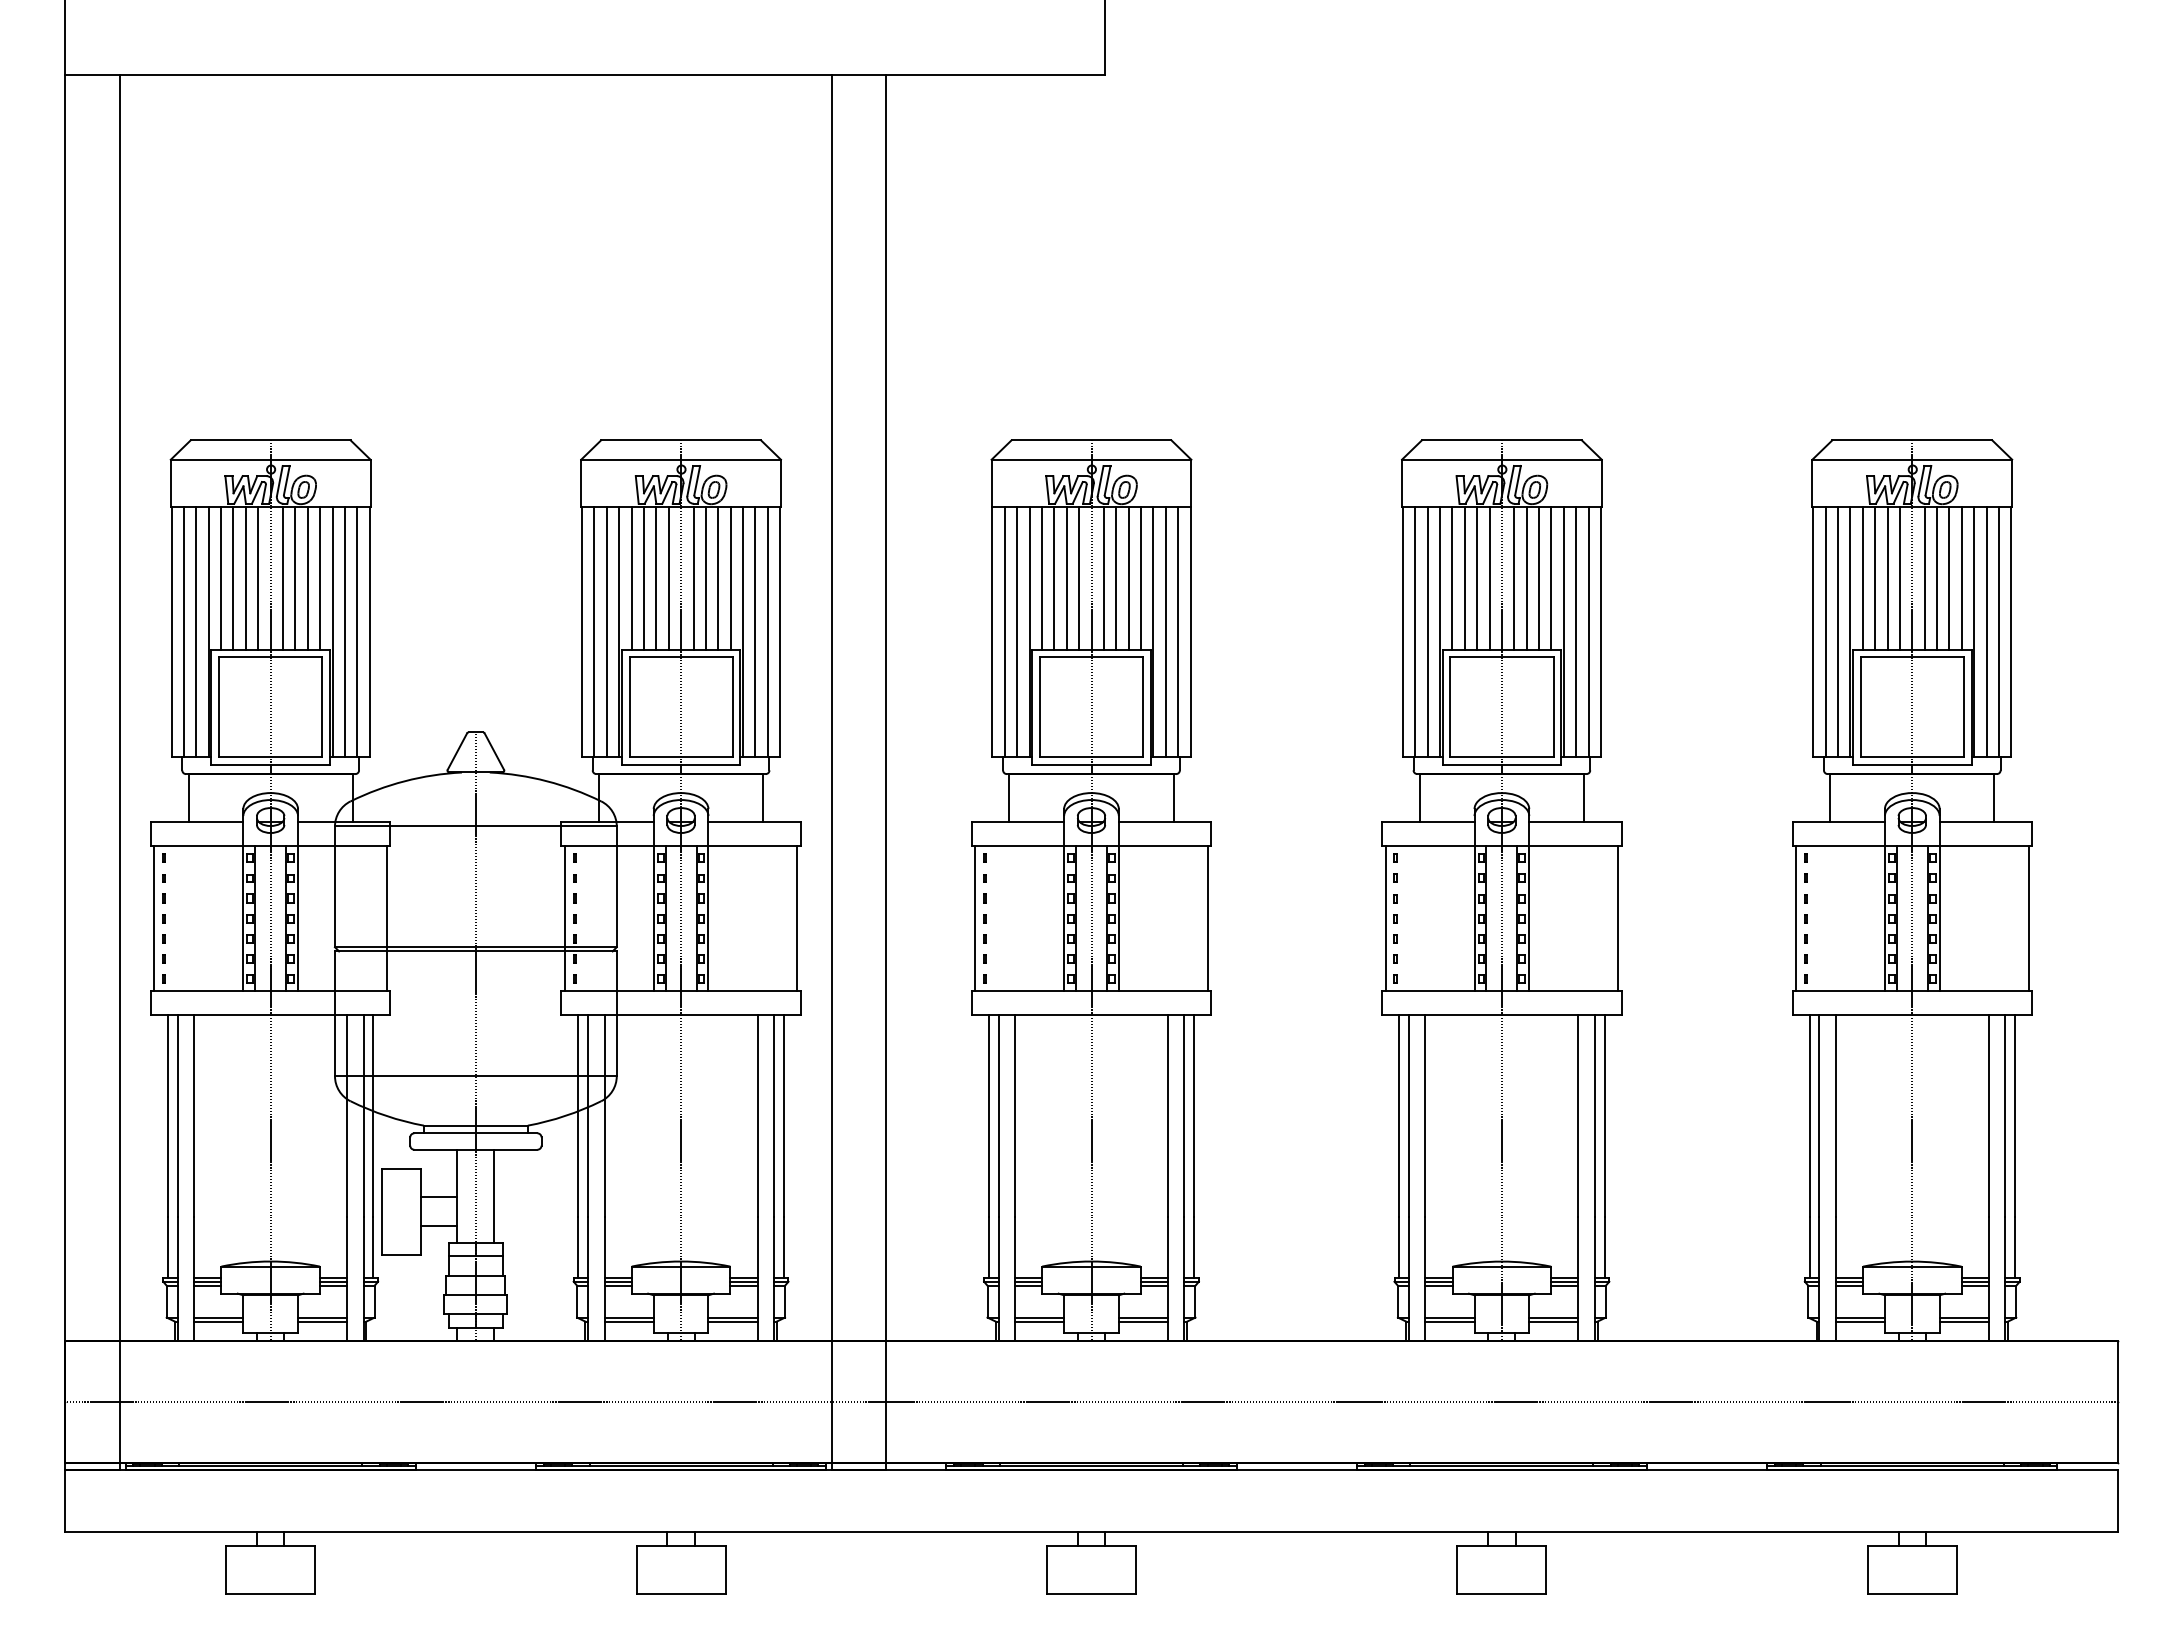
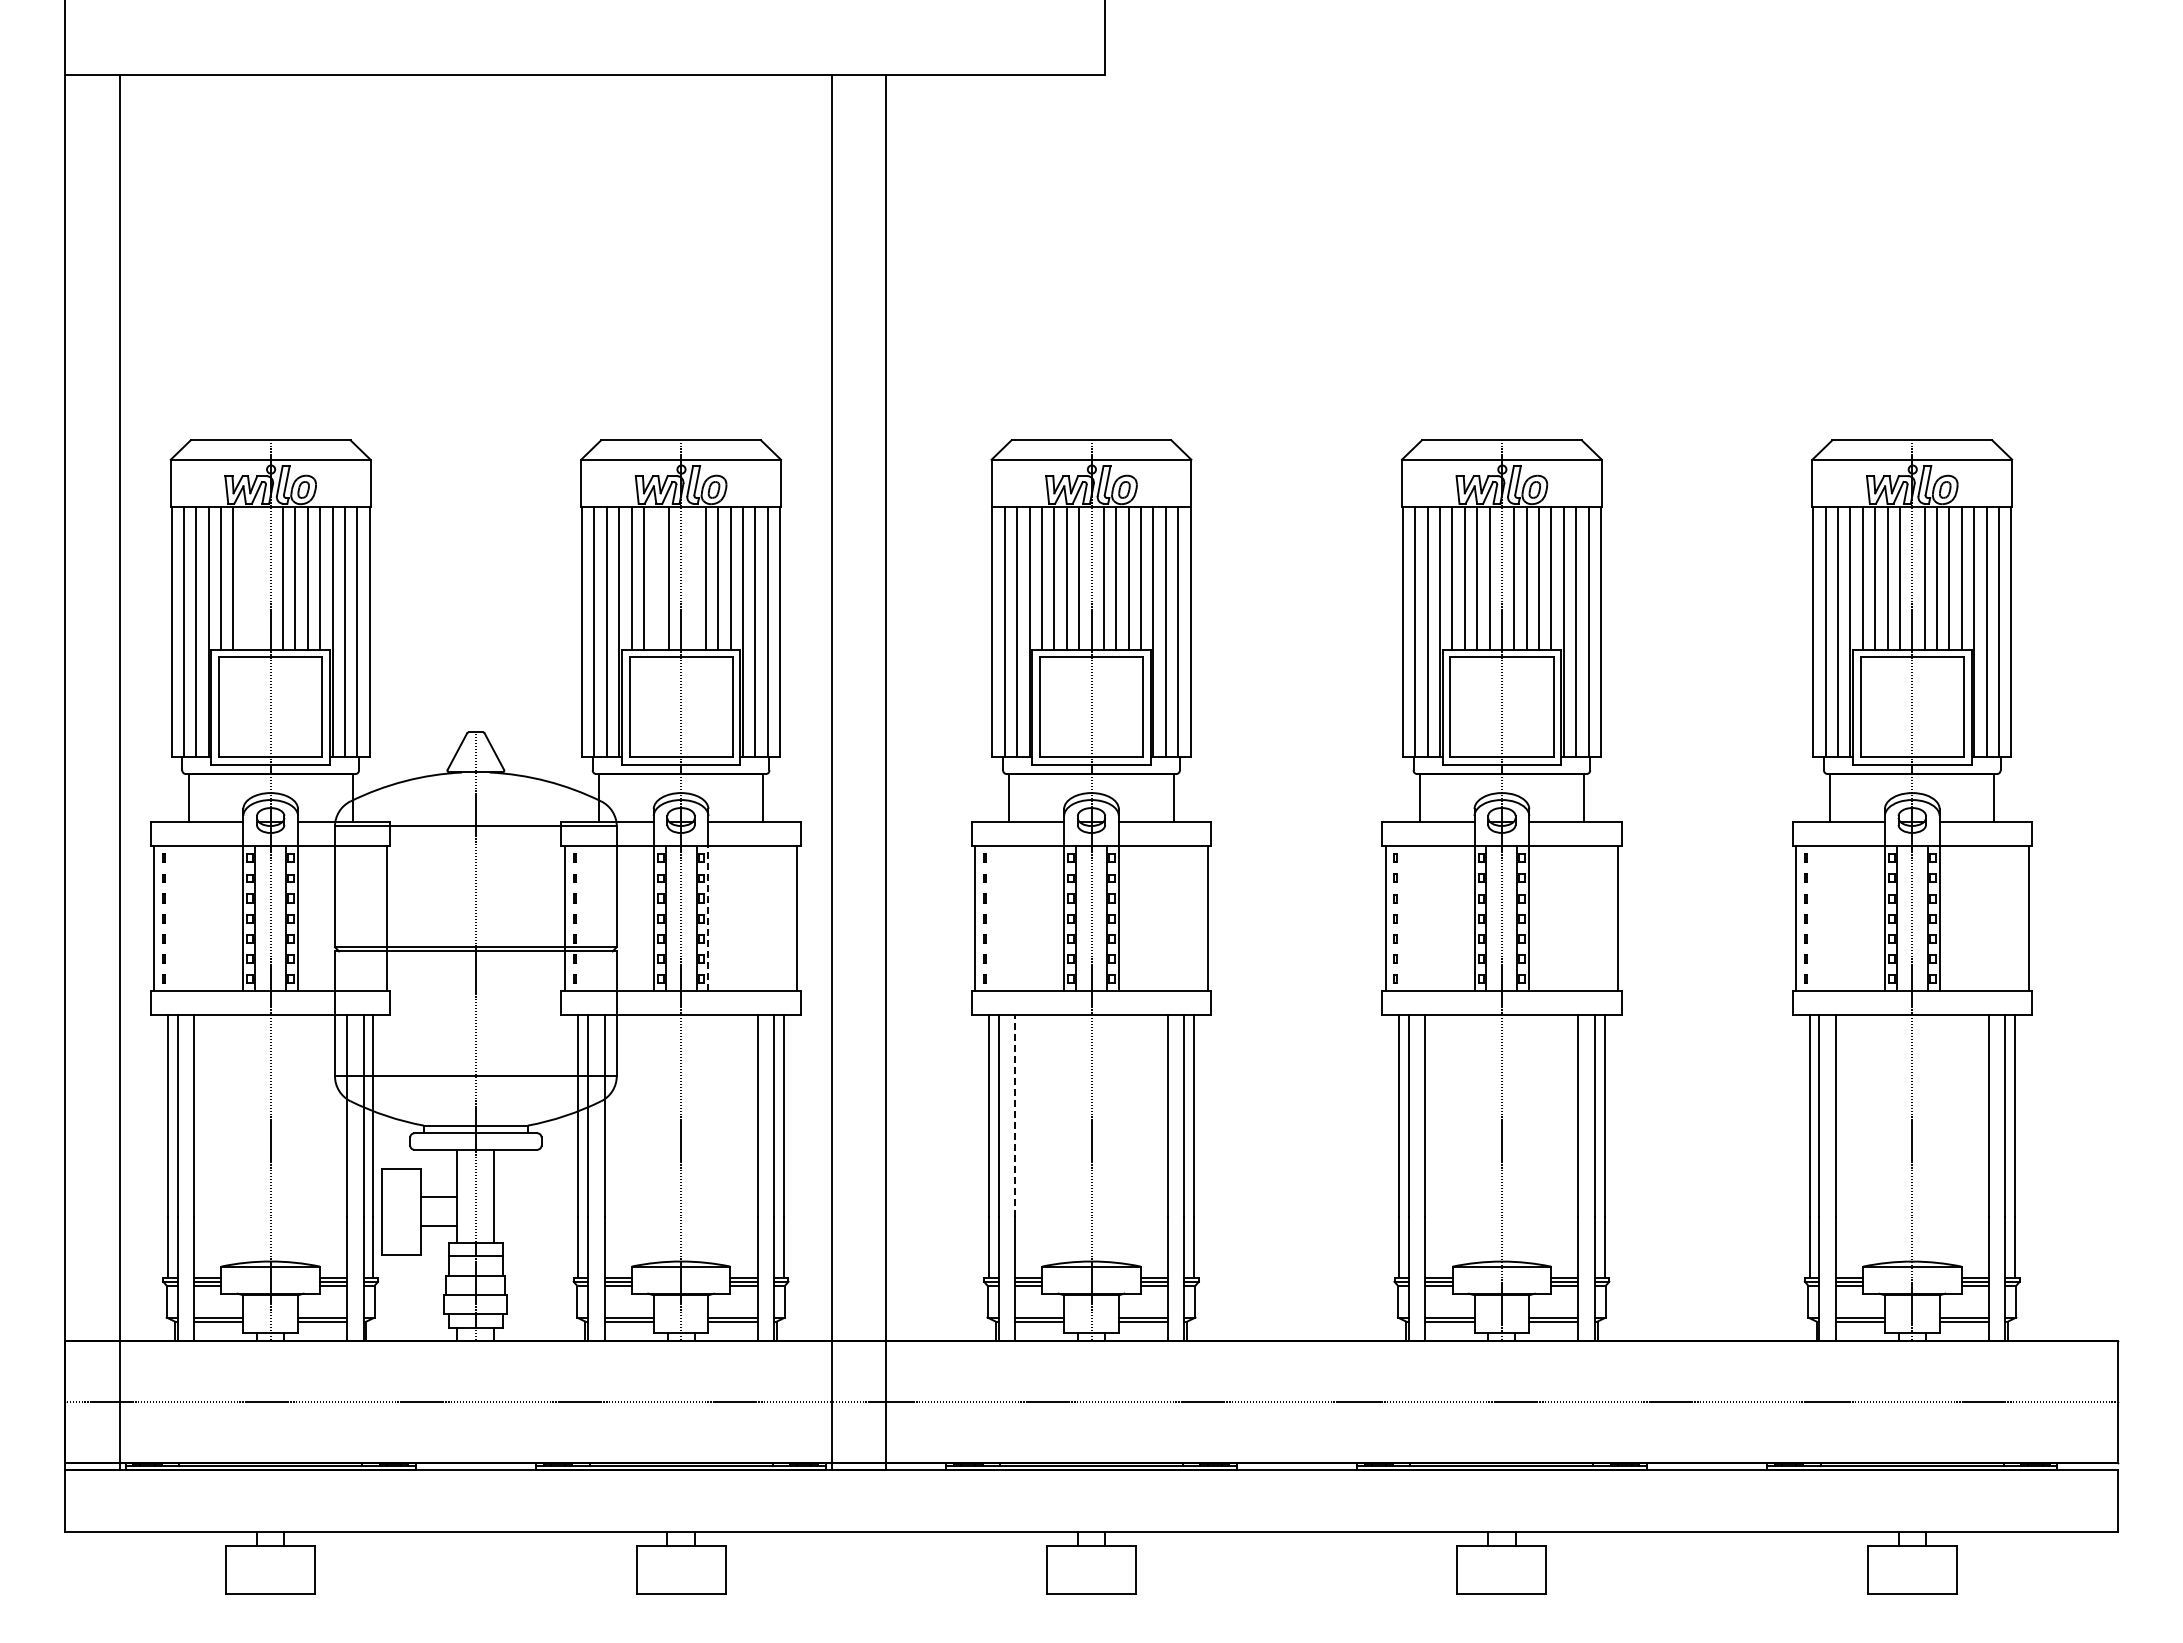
line: present -> none (245, 578)
line: present -> none (258, 578)
line: present -> none (656, 578)
line: present -> none (693, 578)
line: solid -> dashed (708, 918)
line: solid -> dashed (1015, 1115)
